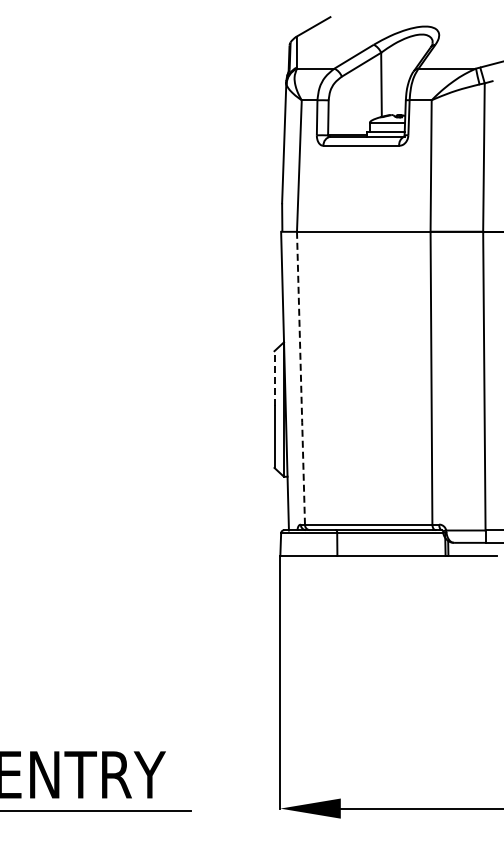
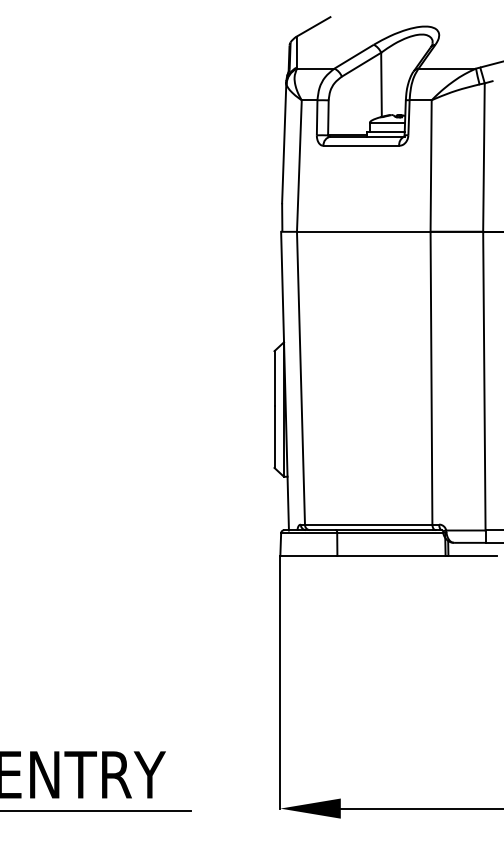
line: dashed -> solid (274, 378)
line: dashed -> solid (301, 379)
